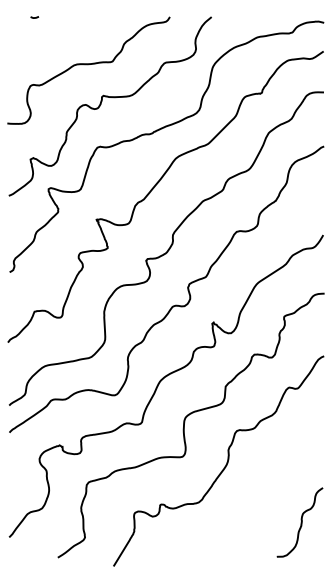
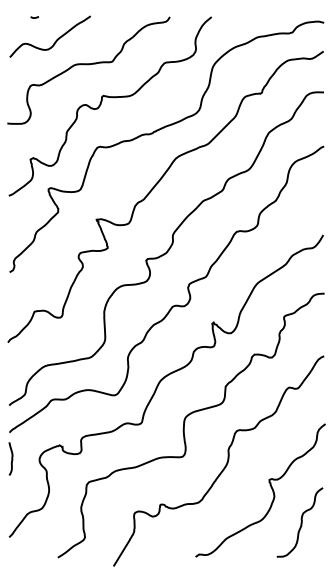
curve: none -> present (55, 40)
curve: none -> present (11, 458)
curve: none -> present (269, 485)
